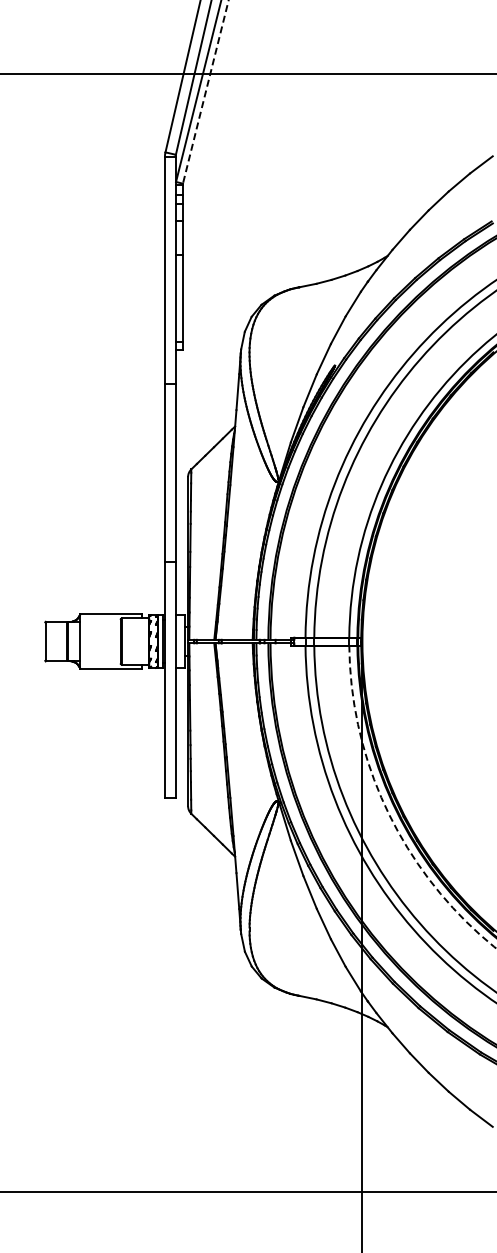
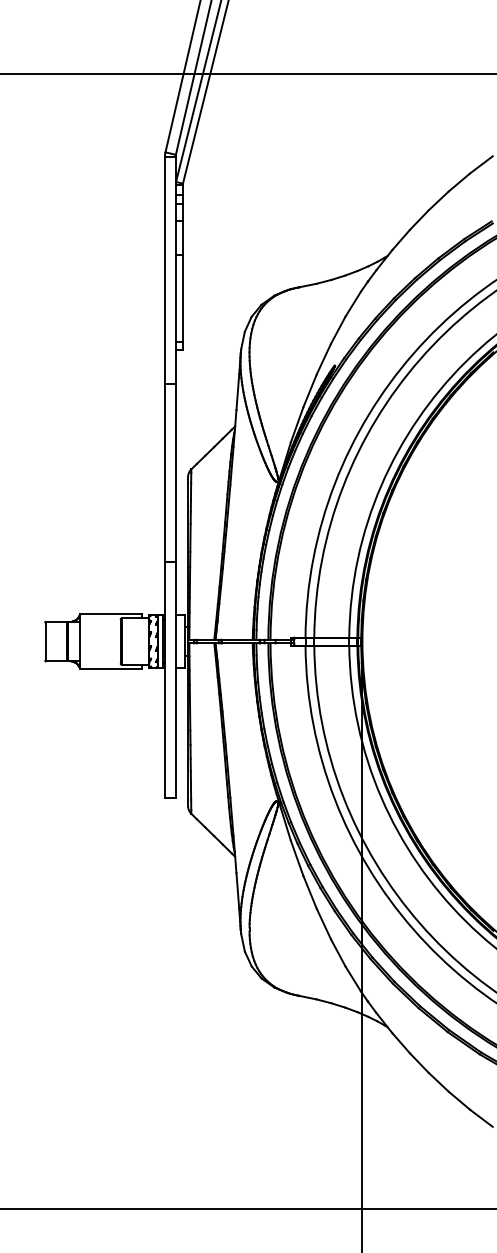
line: dashed -> solid (205, 92)
arc: dashed -> solid (388, 813)
line position: (247, 1192) -> (247, 1209) (247, 1209)
